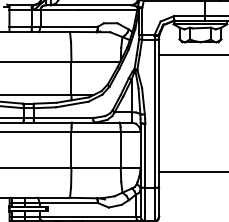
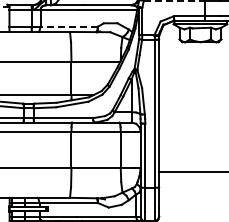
line: solid -> dashed (174, 0)
line: solid -> dashed (69, 26)
line: present -> none (192, 54)
